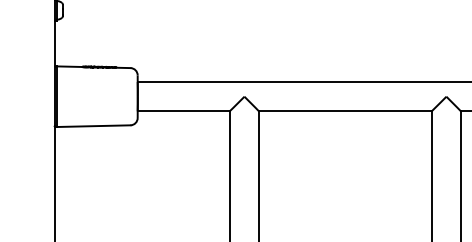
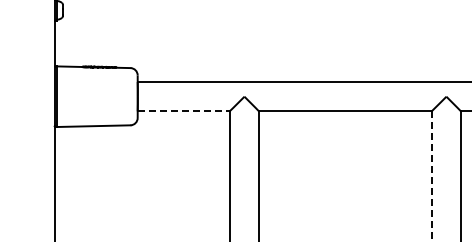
line: solid -> dashed (183, 111)
line: solid -> dashed (431, 176)
